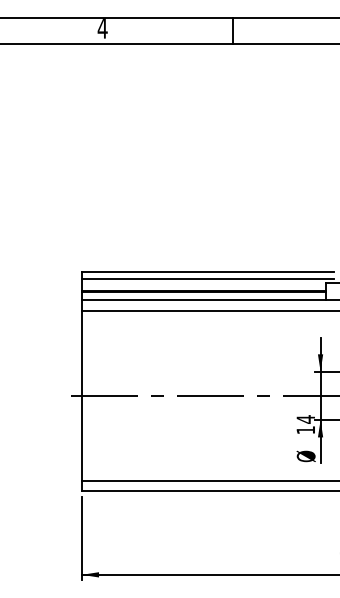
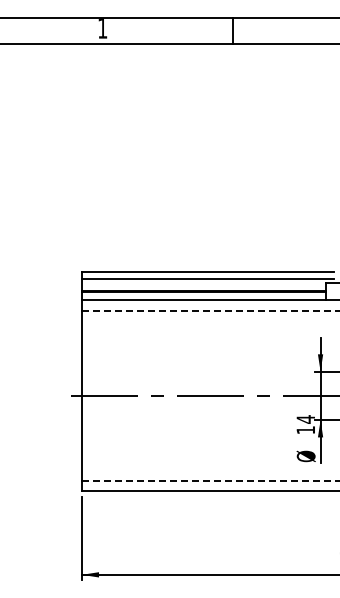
text: 4 -> 1 (102, 28)
line: solid -> dashed (210, 310)
line: solid -> dashed (210, 481)
